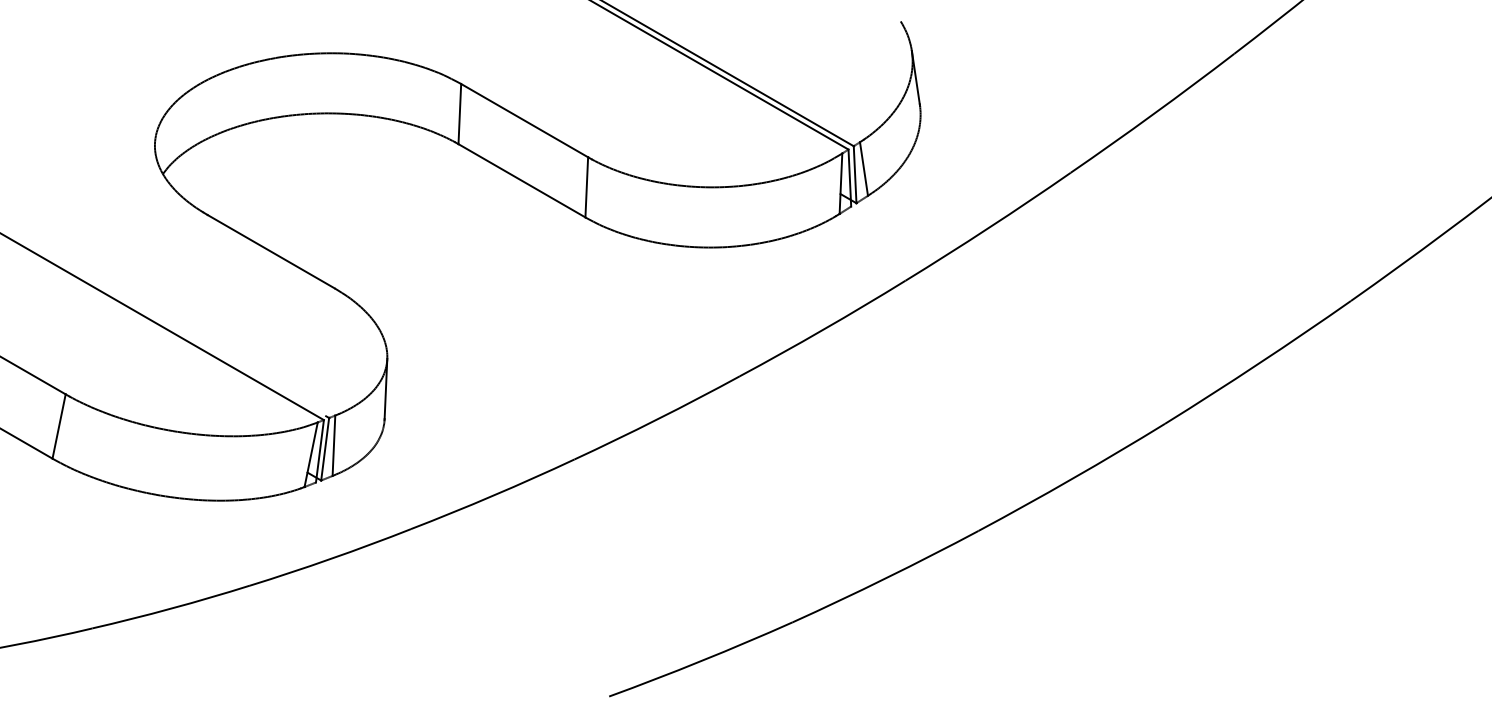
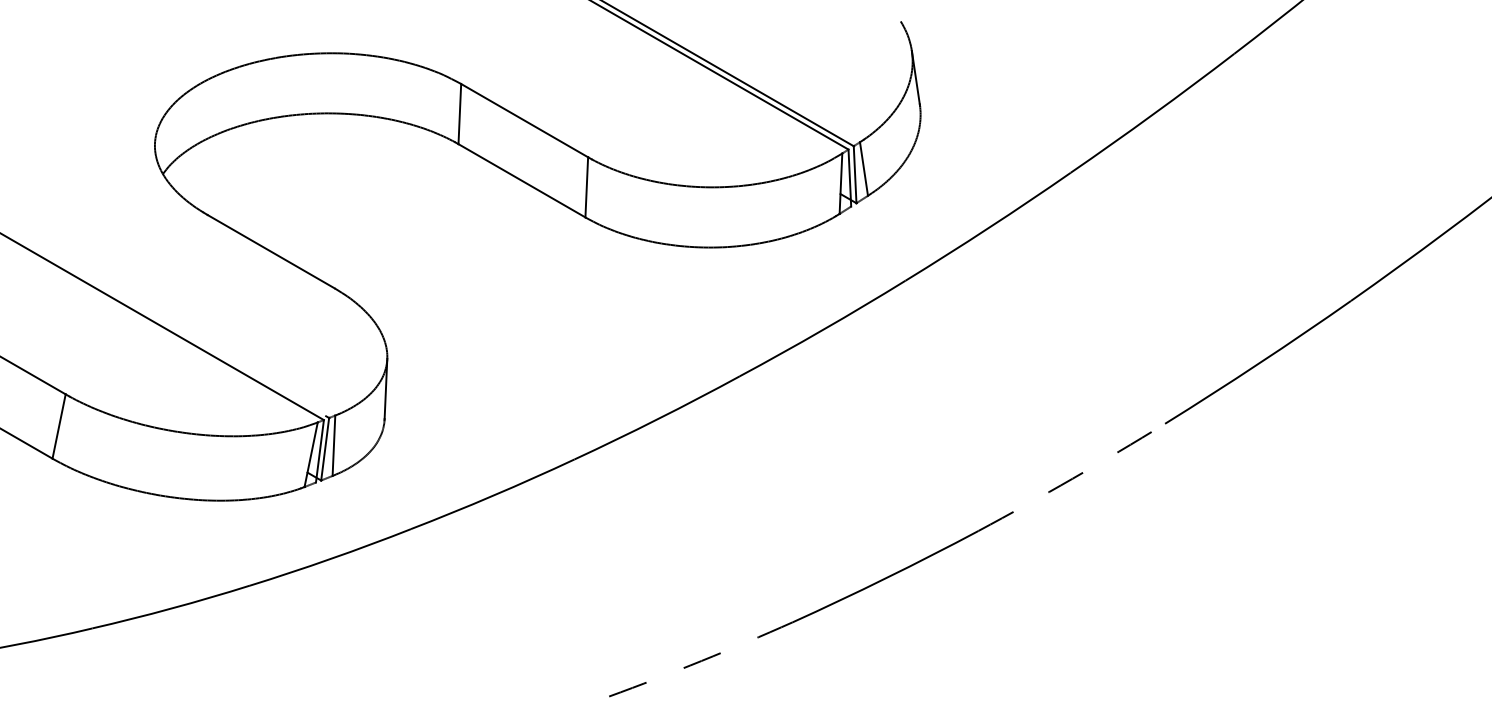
arc: solid -> dashed (1072, 478)
arc: solid -> dashed (701, 660)
